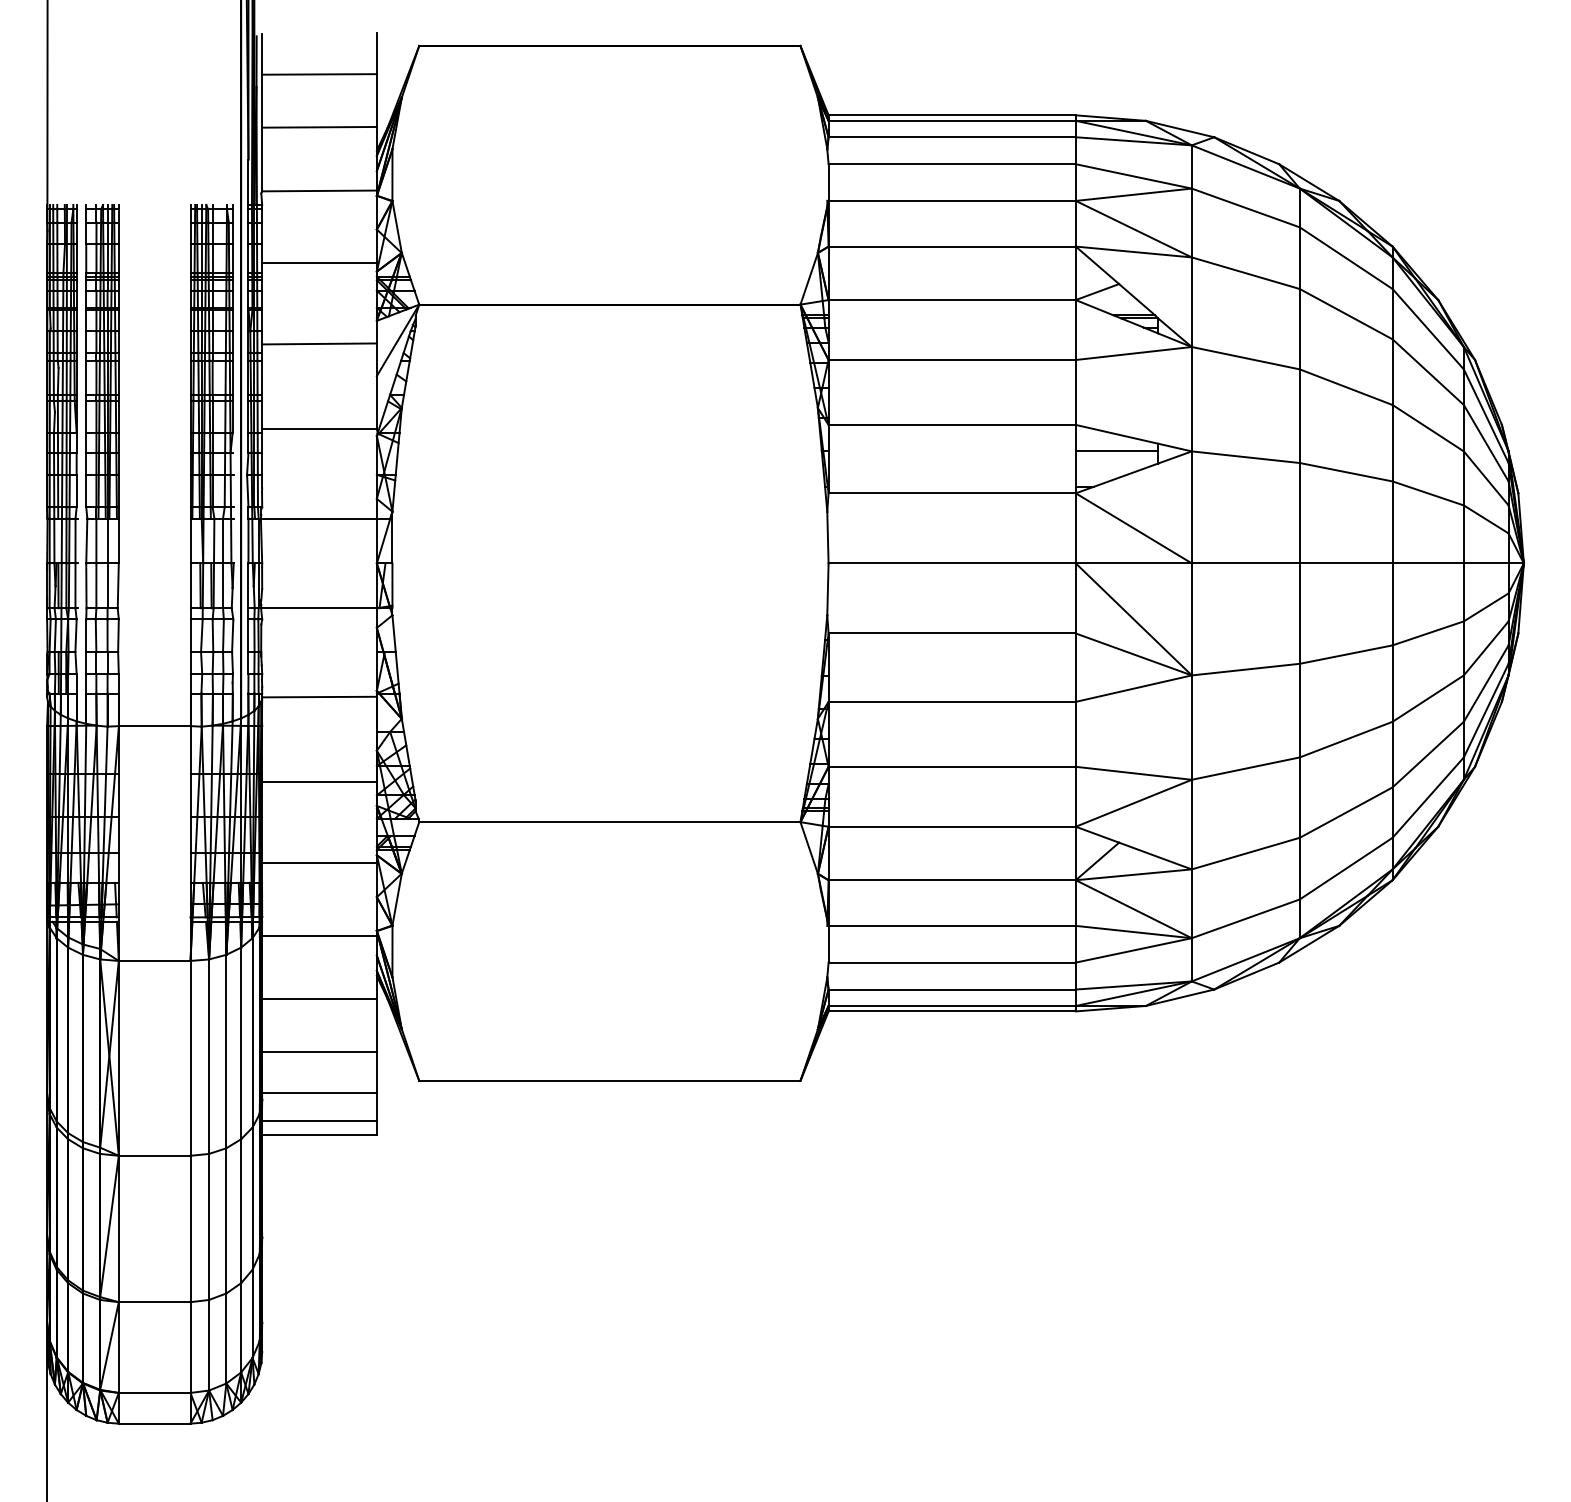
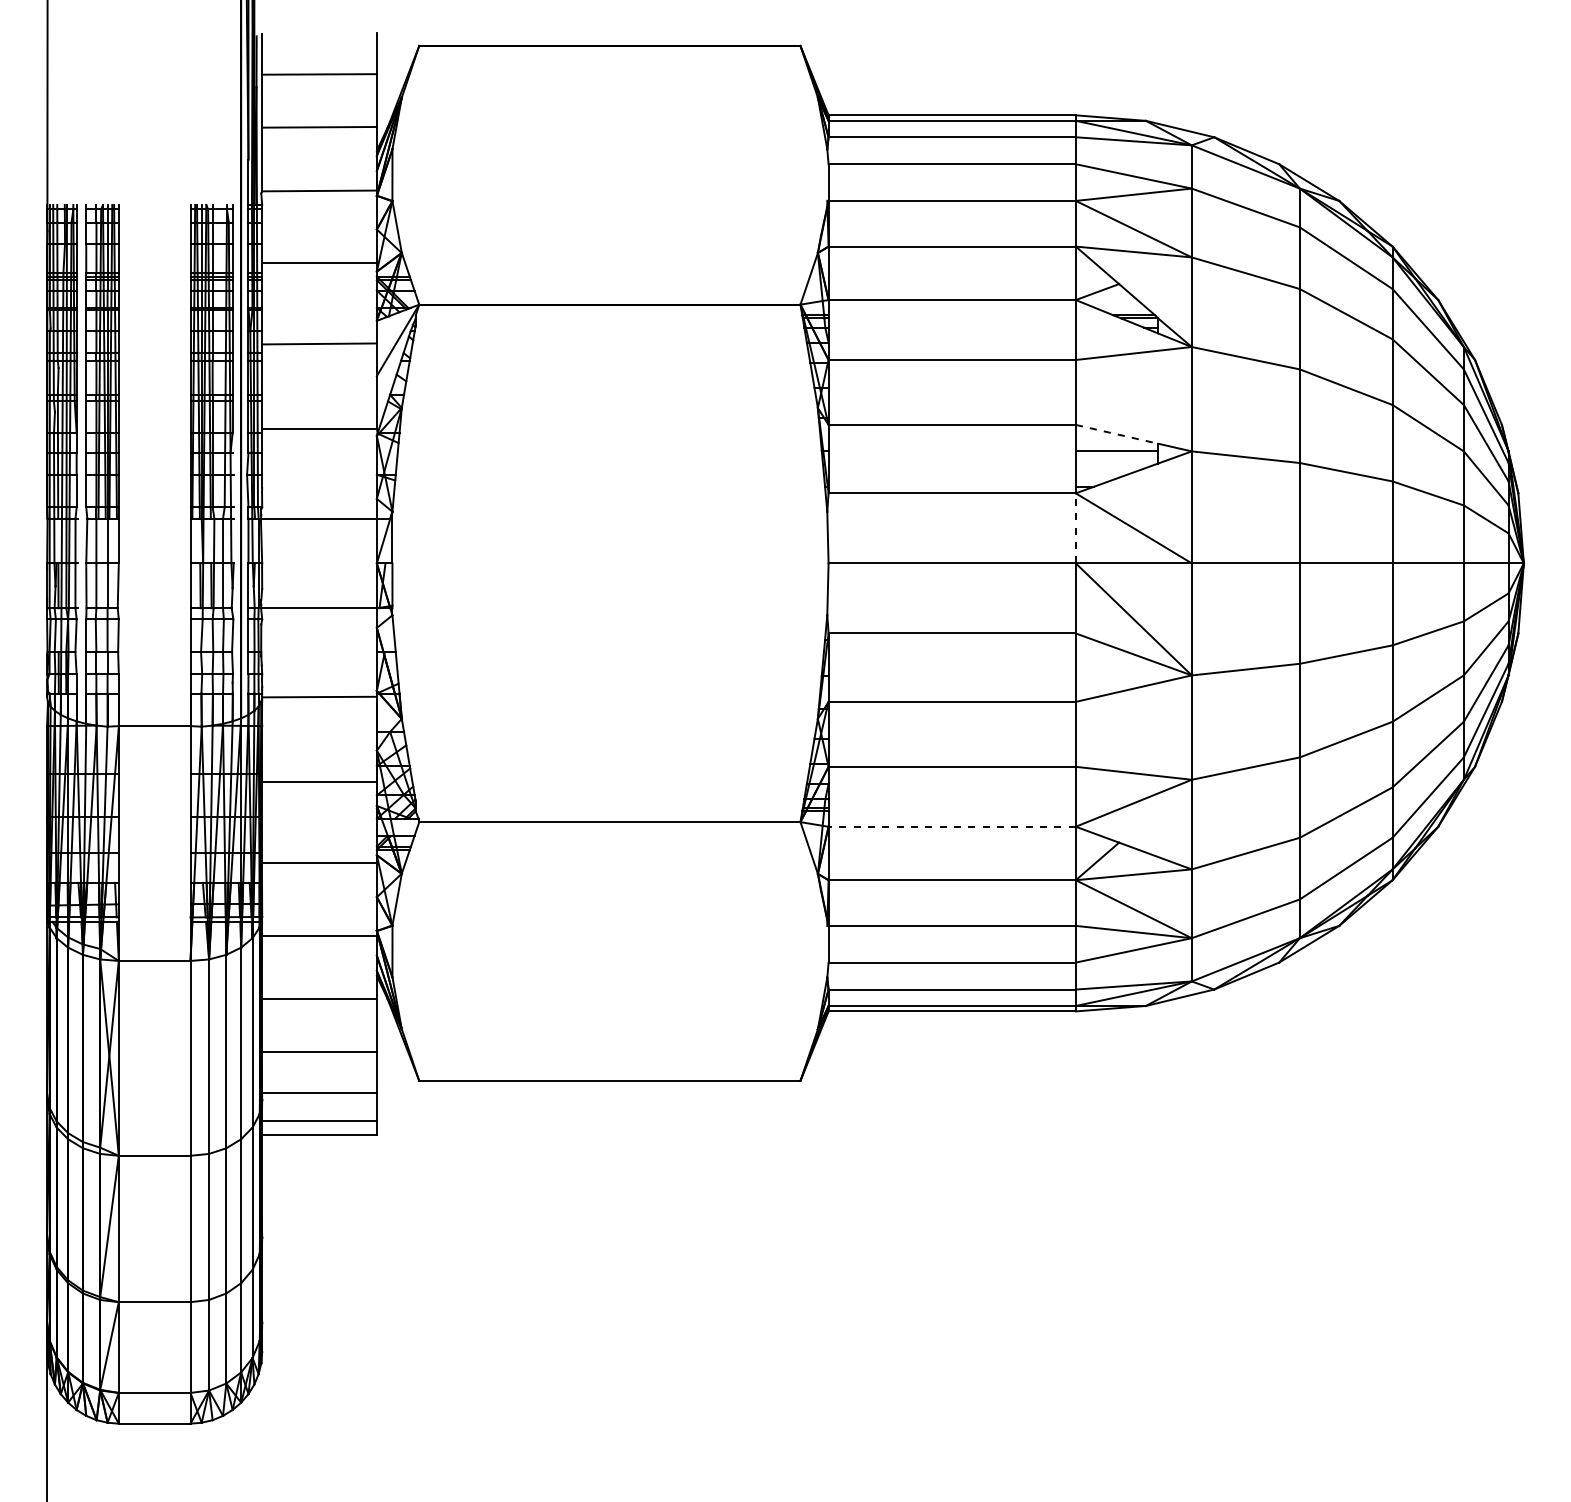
line: solid -> dashed (1117, 434)
line: solid -> dashed (1075, 527)
line: solid -> dashed (952, 826)
